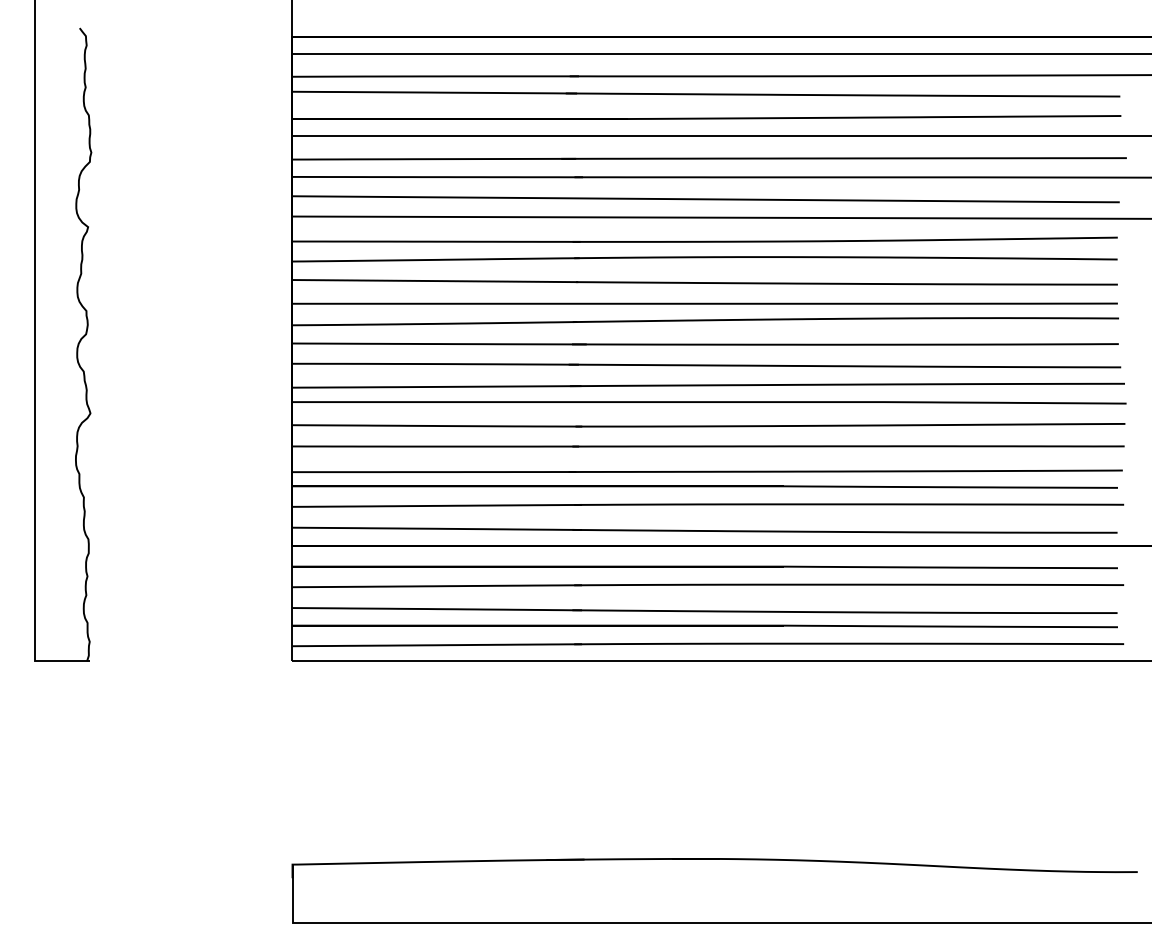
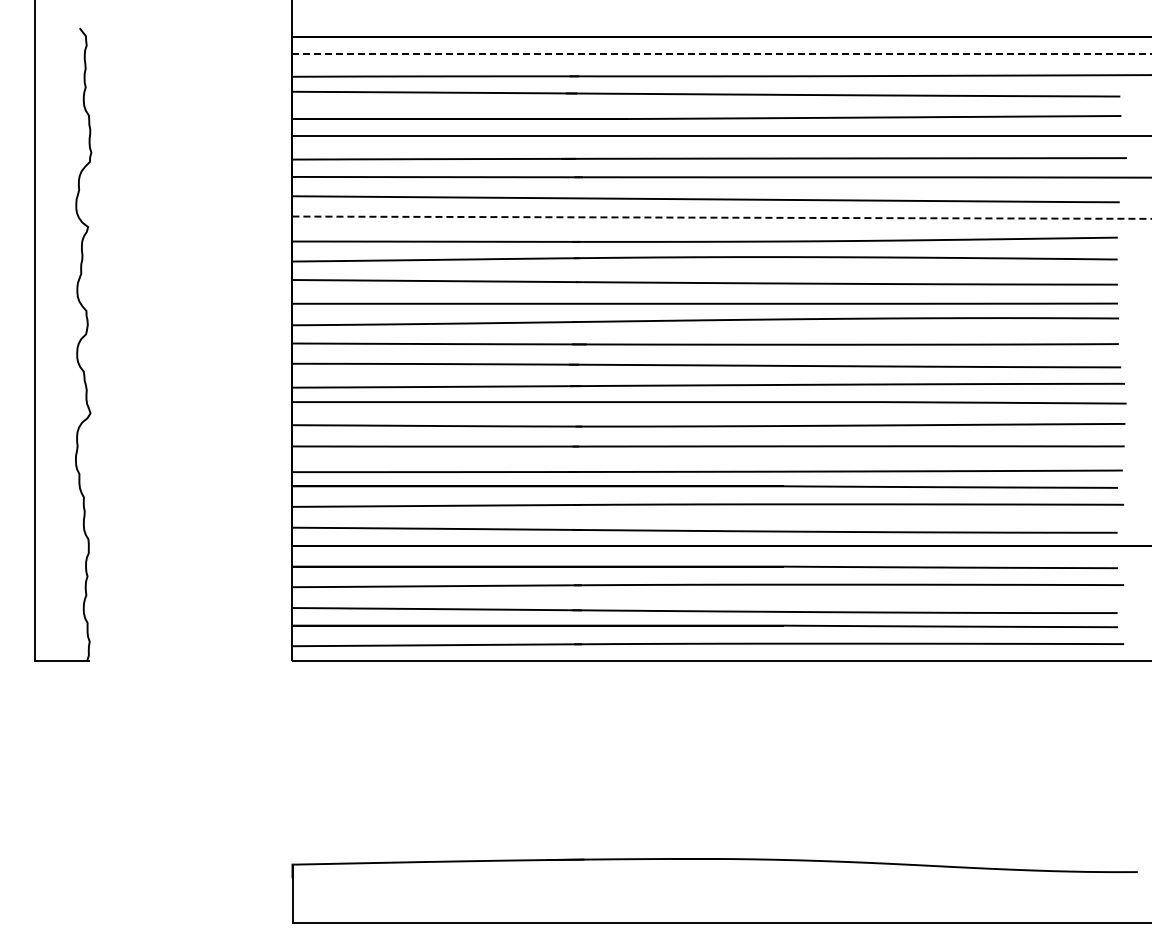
line: solid -> dashed (722, 53)
line: solid -> dashed (722, 217)
